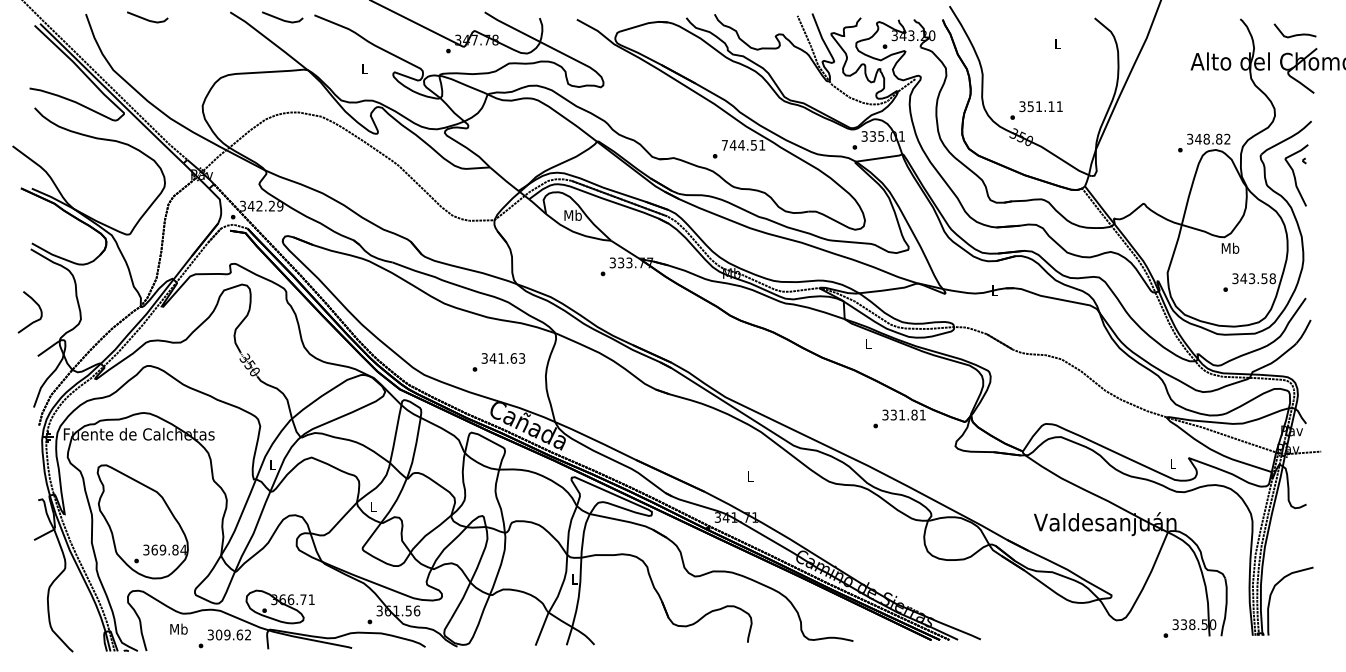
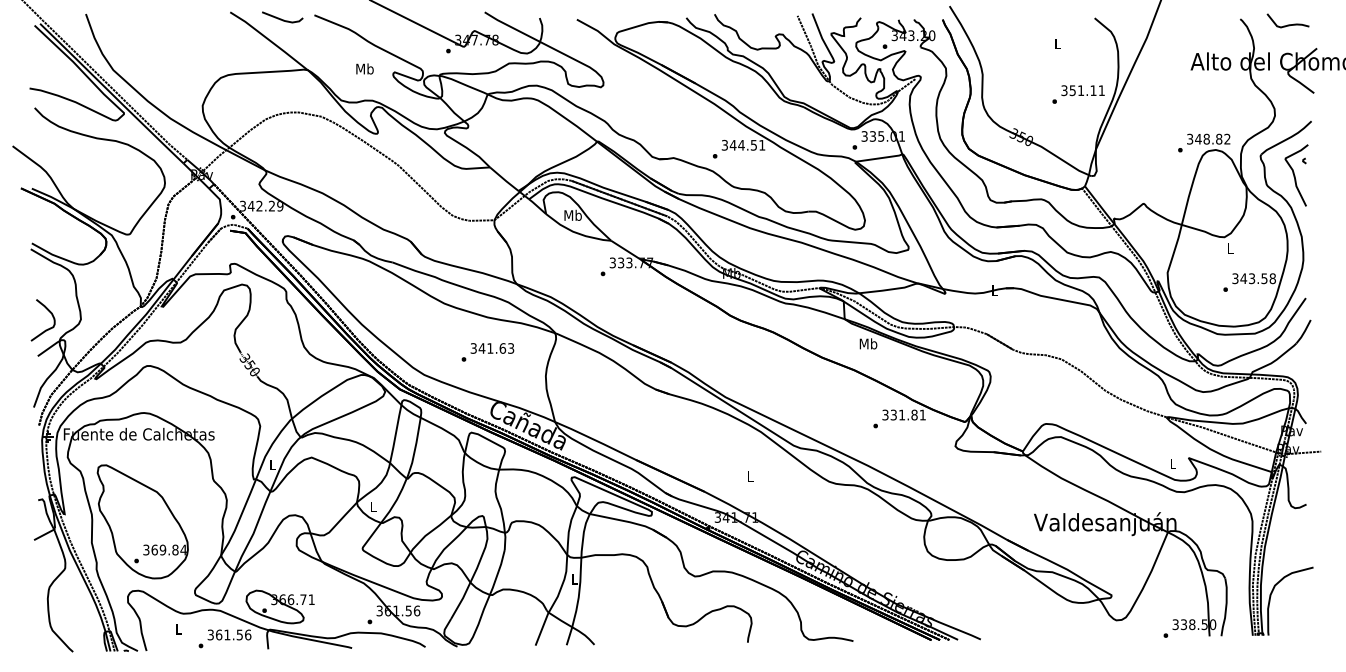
line: present -> none (146, 18)
curve position: (1294, 34) -> (1287, 24) (1287, 24)
text: L -> Mb (364, 68)
text position: (1036, 110) -> (1078, 94) (1078, 94)
text: 744.51 -> 344.51 (724, 144)
text: Mb -> L (1230, 247)
curve position: (34, 320) -> (47, 328) (47, 328)
text: L -> Mb (868, 343)
text position: (498, 362) -> (487, 352) (487, 352)
text: Mb -> L (178, 628)
text: 309.62 -> 361.56 (233, 634)
